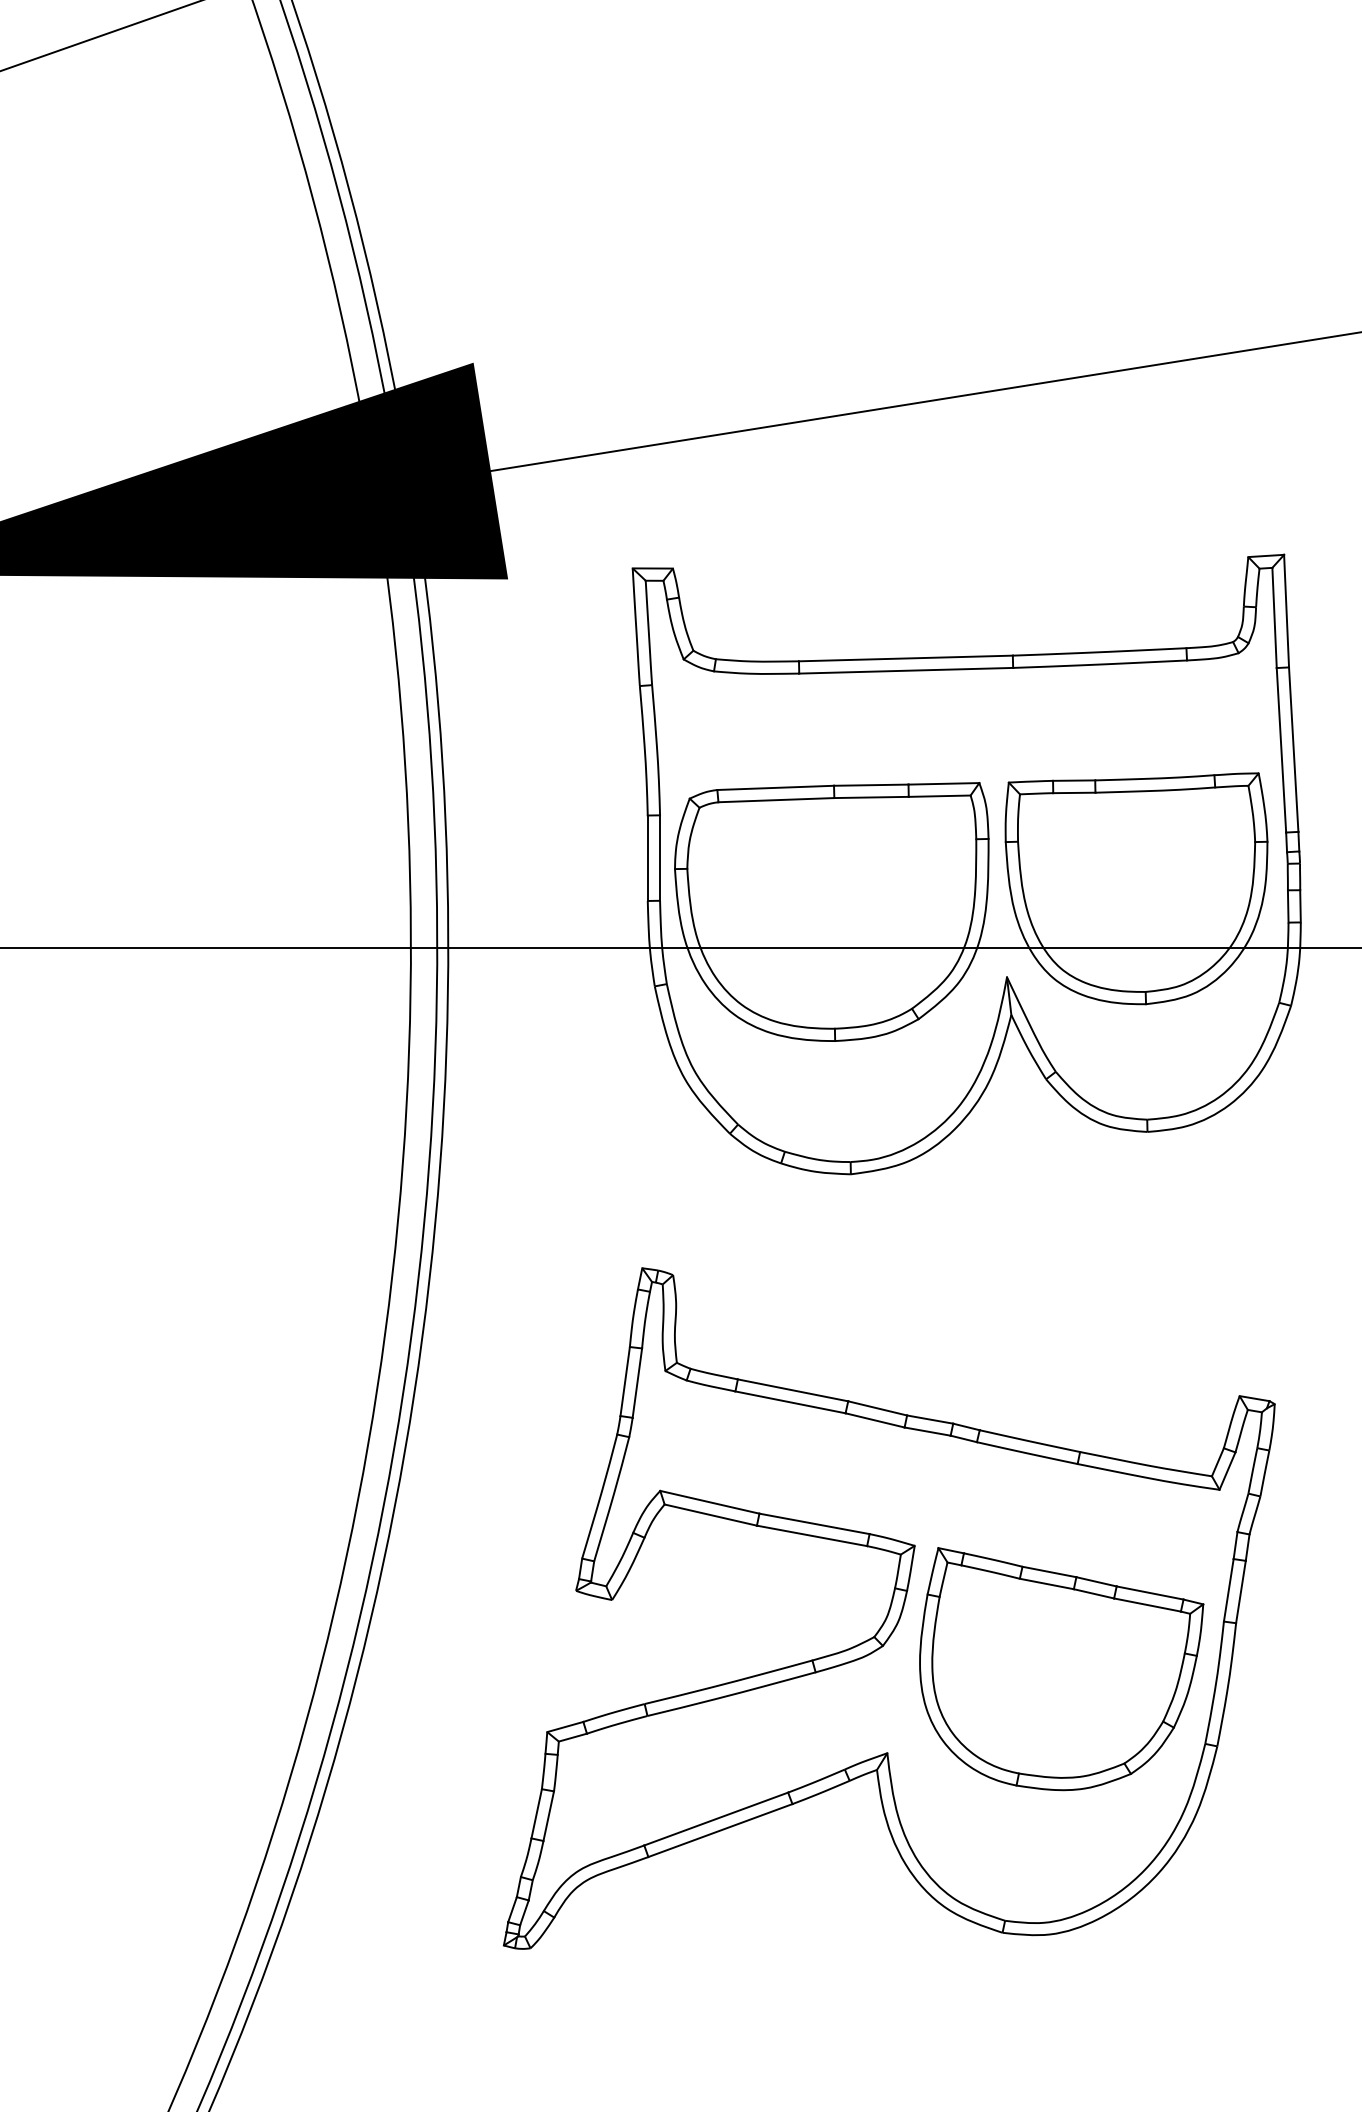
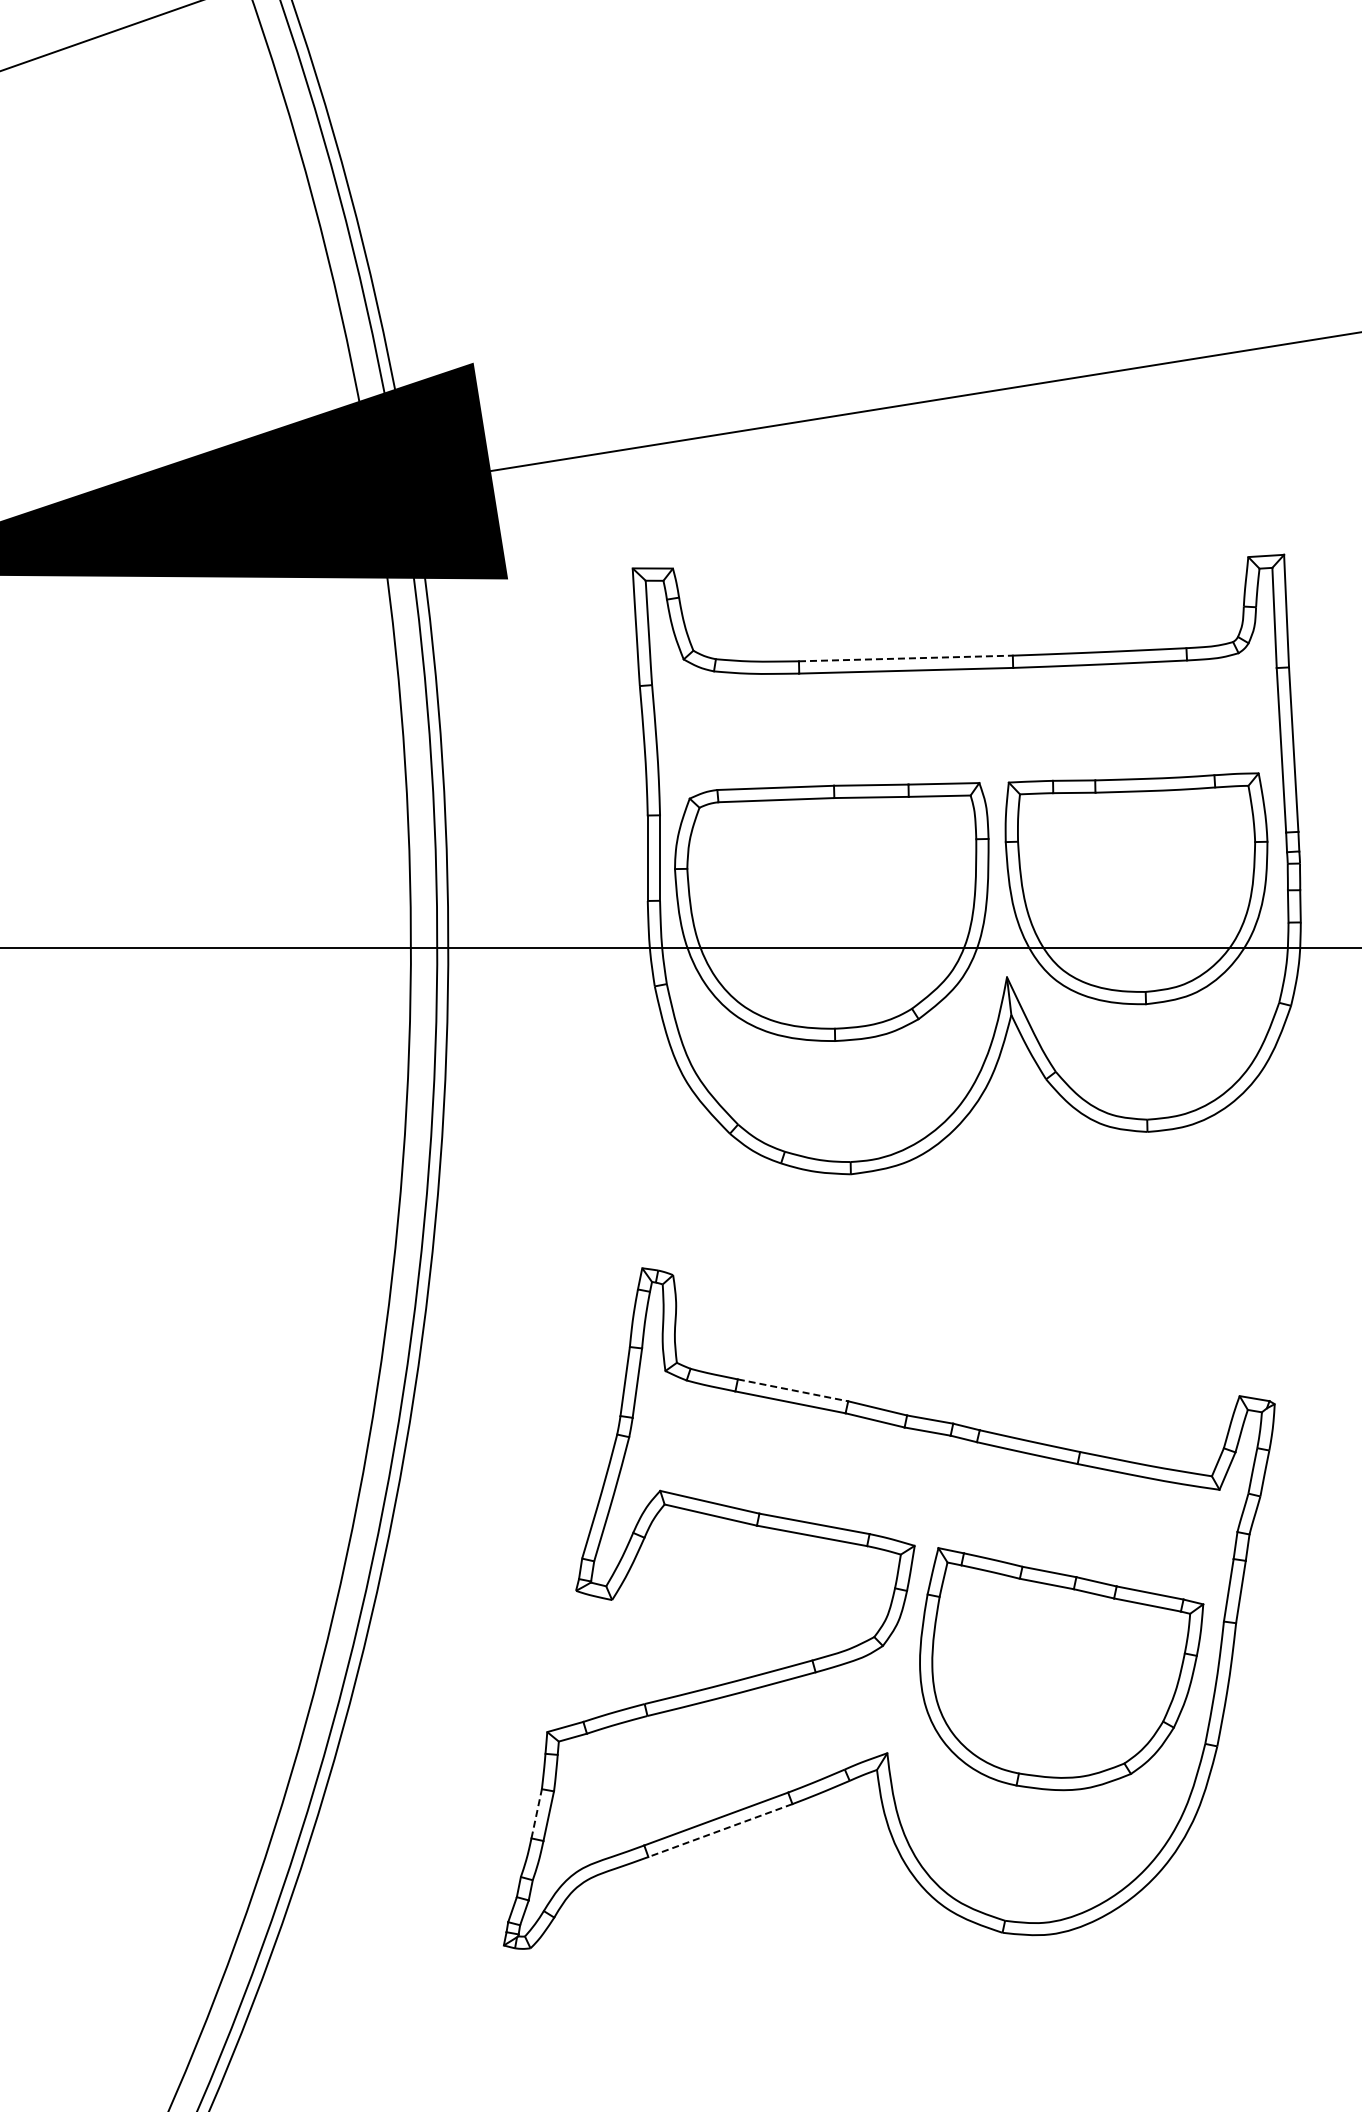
line: solid -> dashed (905, 658)
line: solid -> dashed (793, 1390)
line: solid -> dashed (536, 1813)
line: solid -> dashed (720, 1830)
